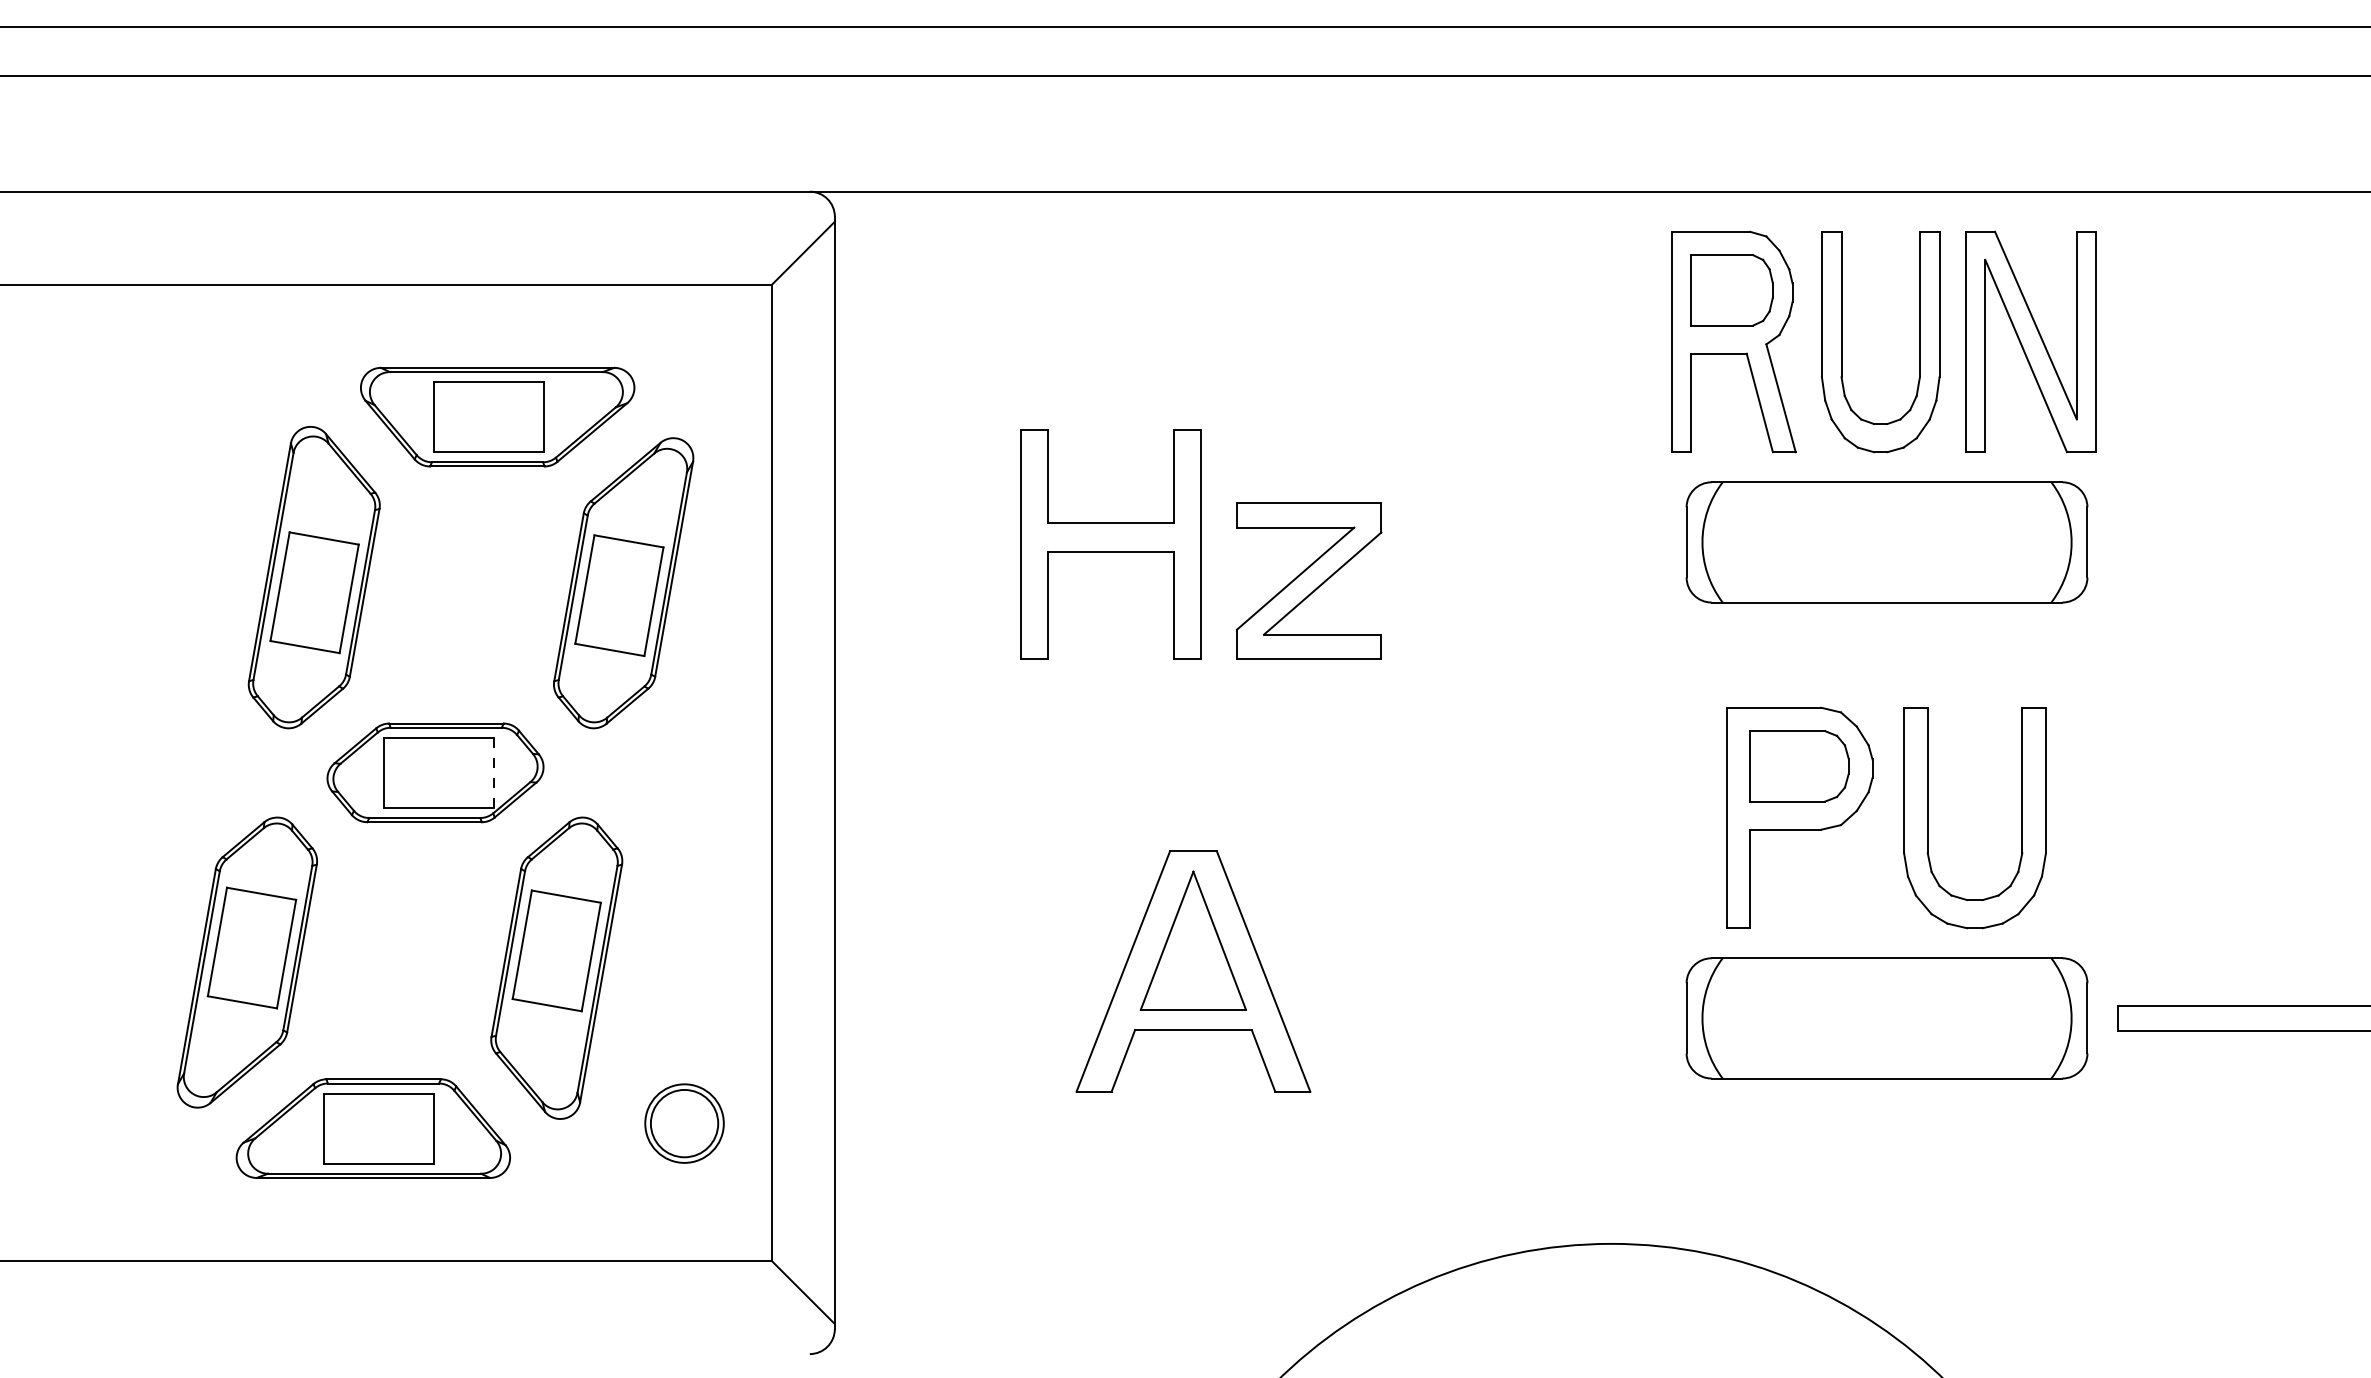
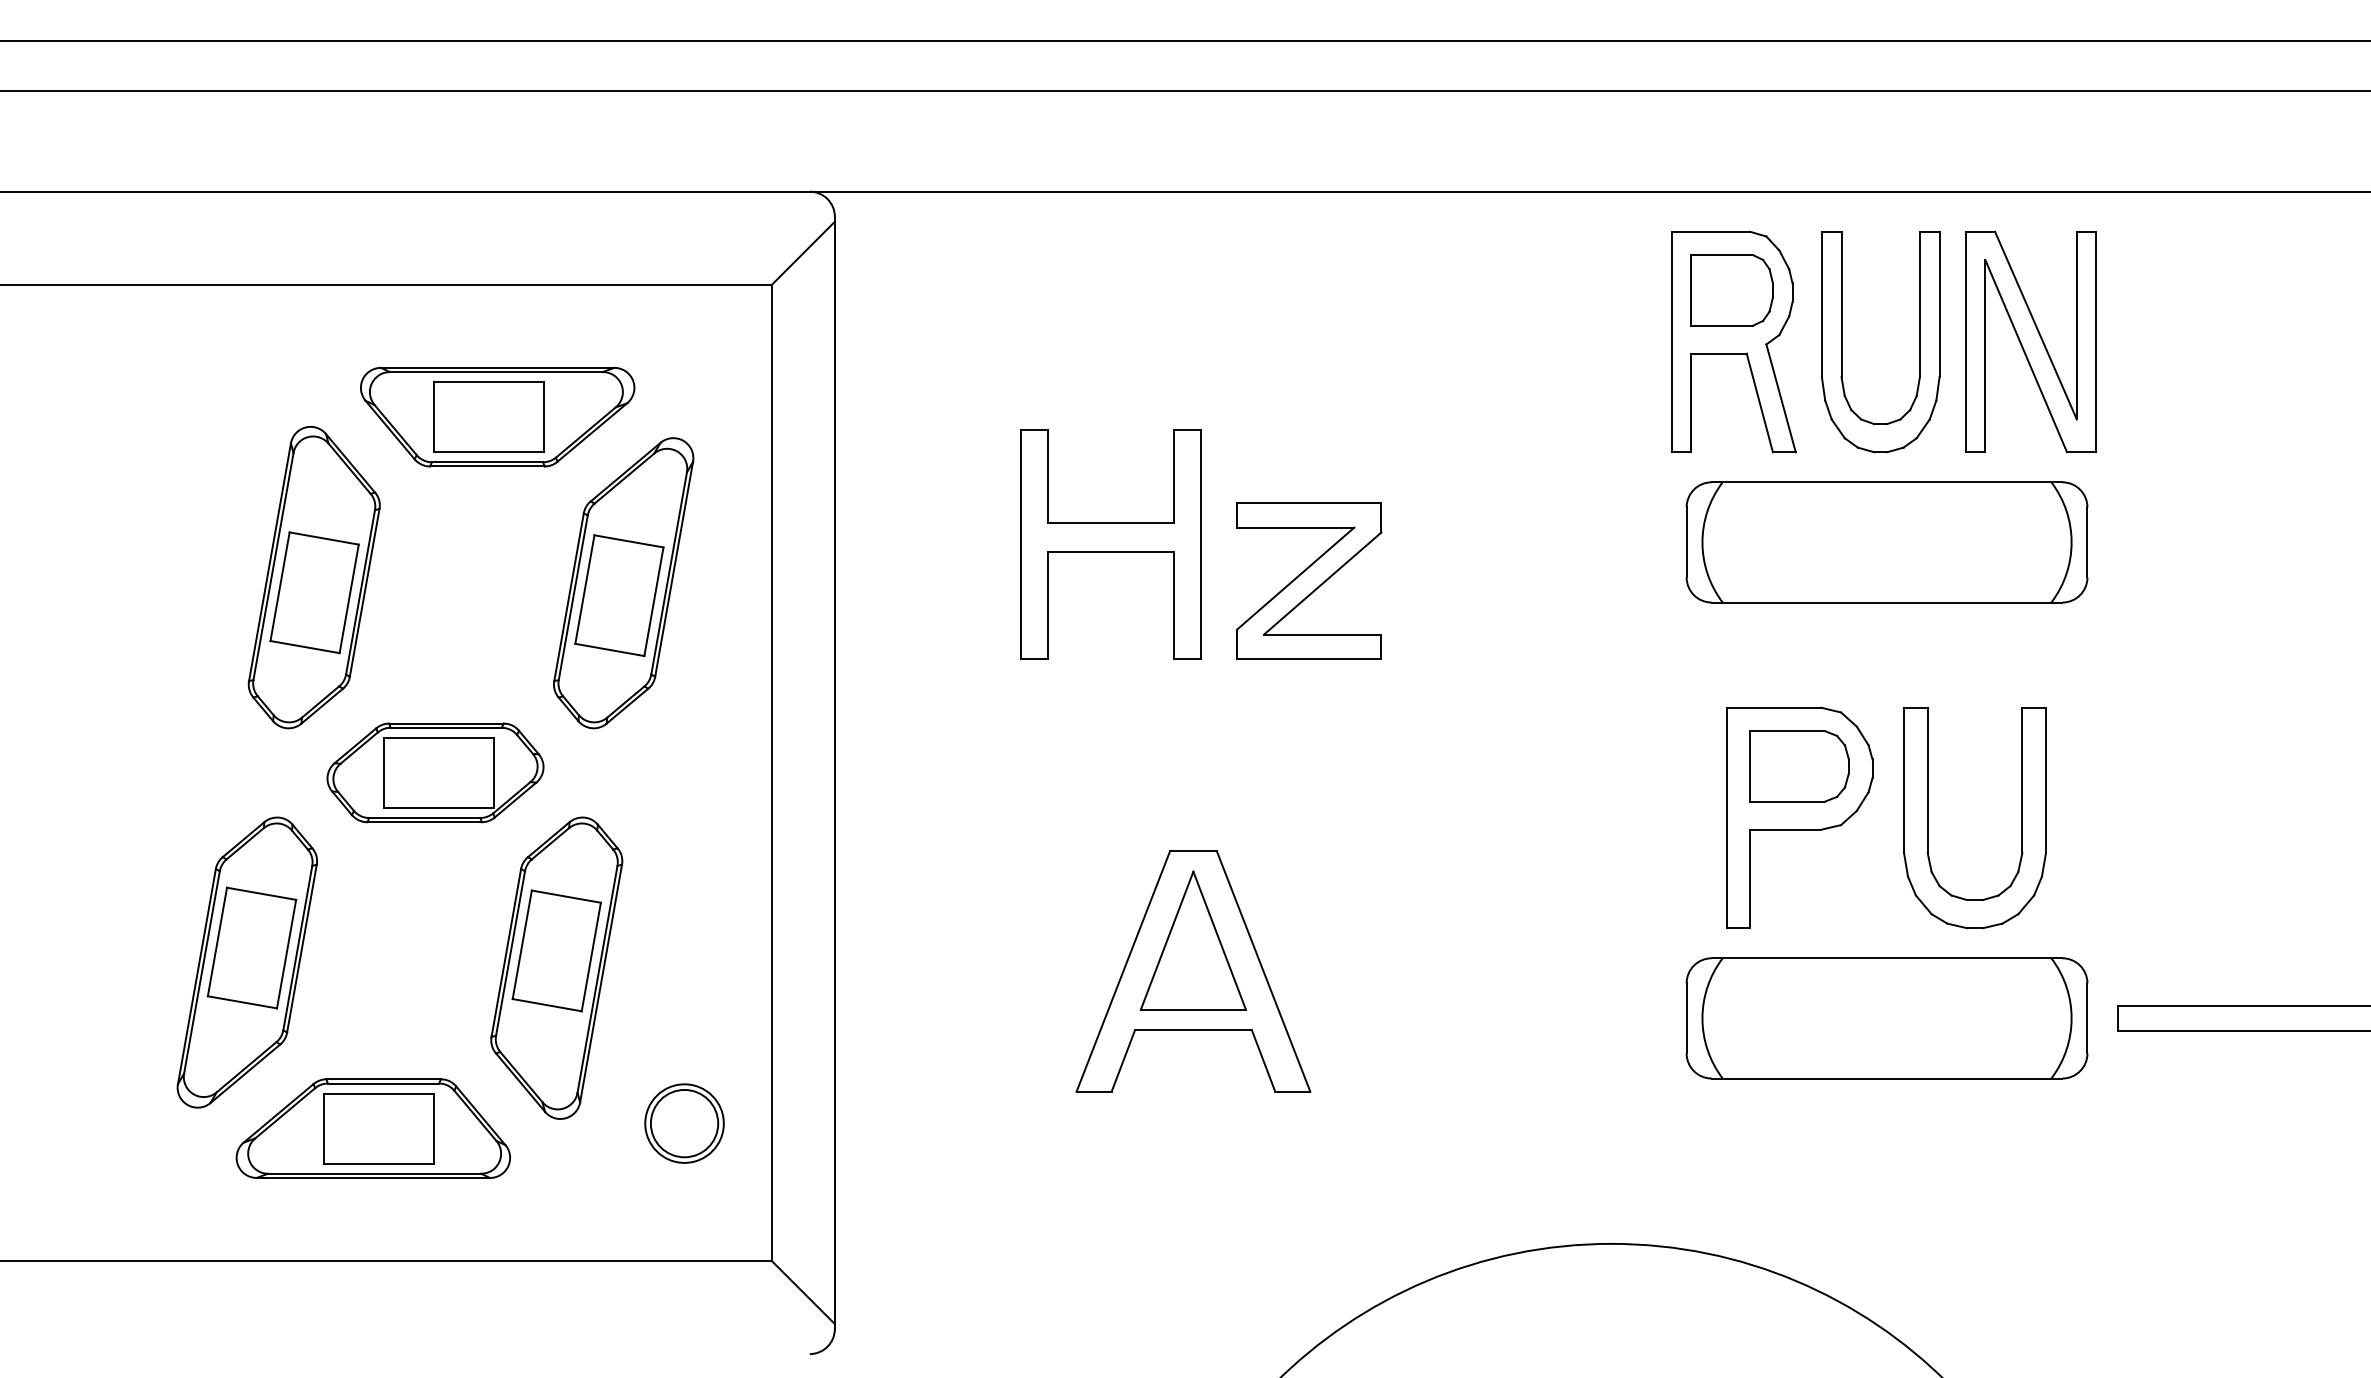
line position: (1184, 27) -> (1184, 41) (1184, 41)
line position: (1184, 76) -> (1184, 91) (1184, 91)
line: dashed -> solid (494, 773)
